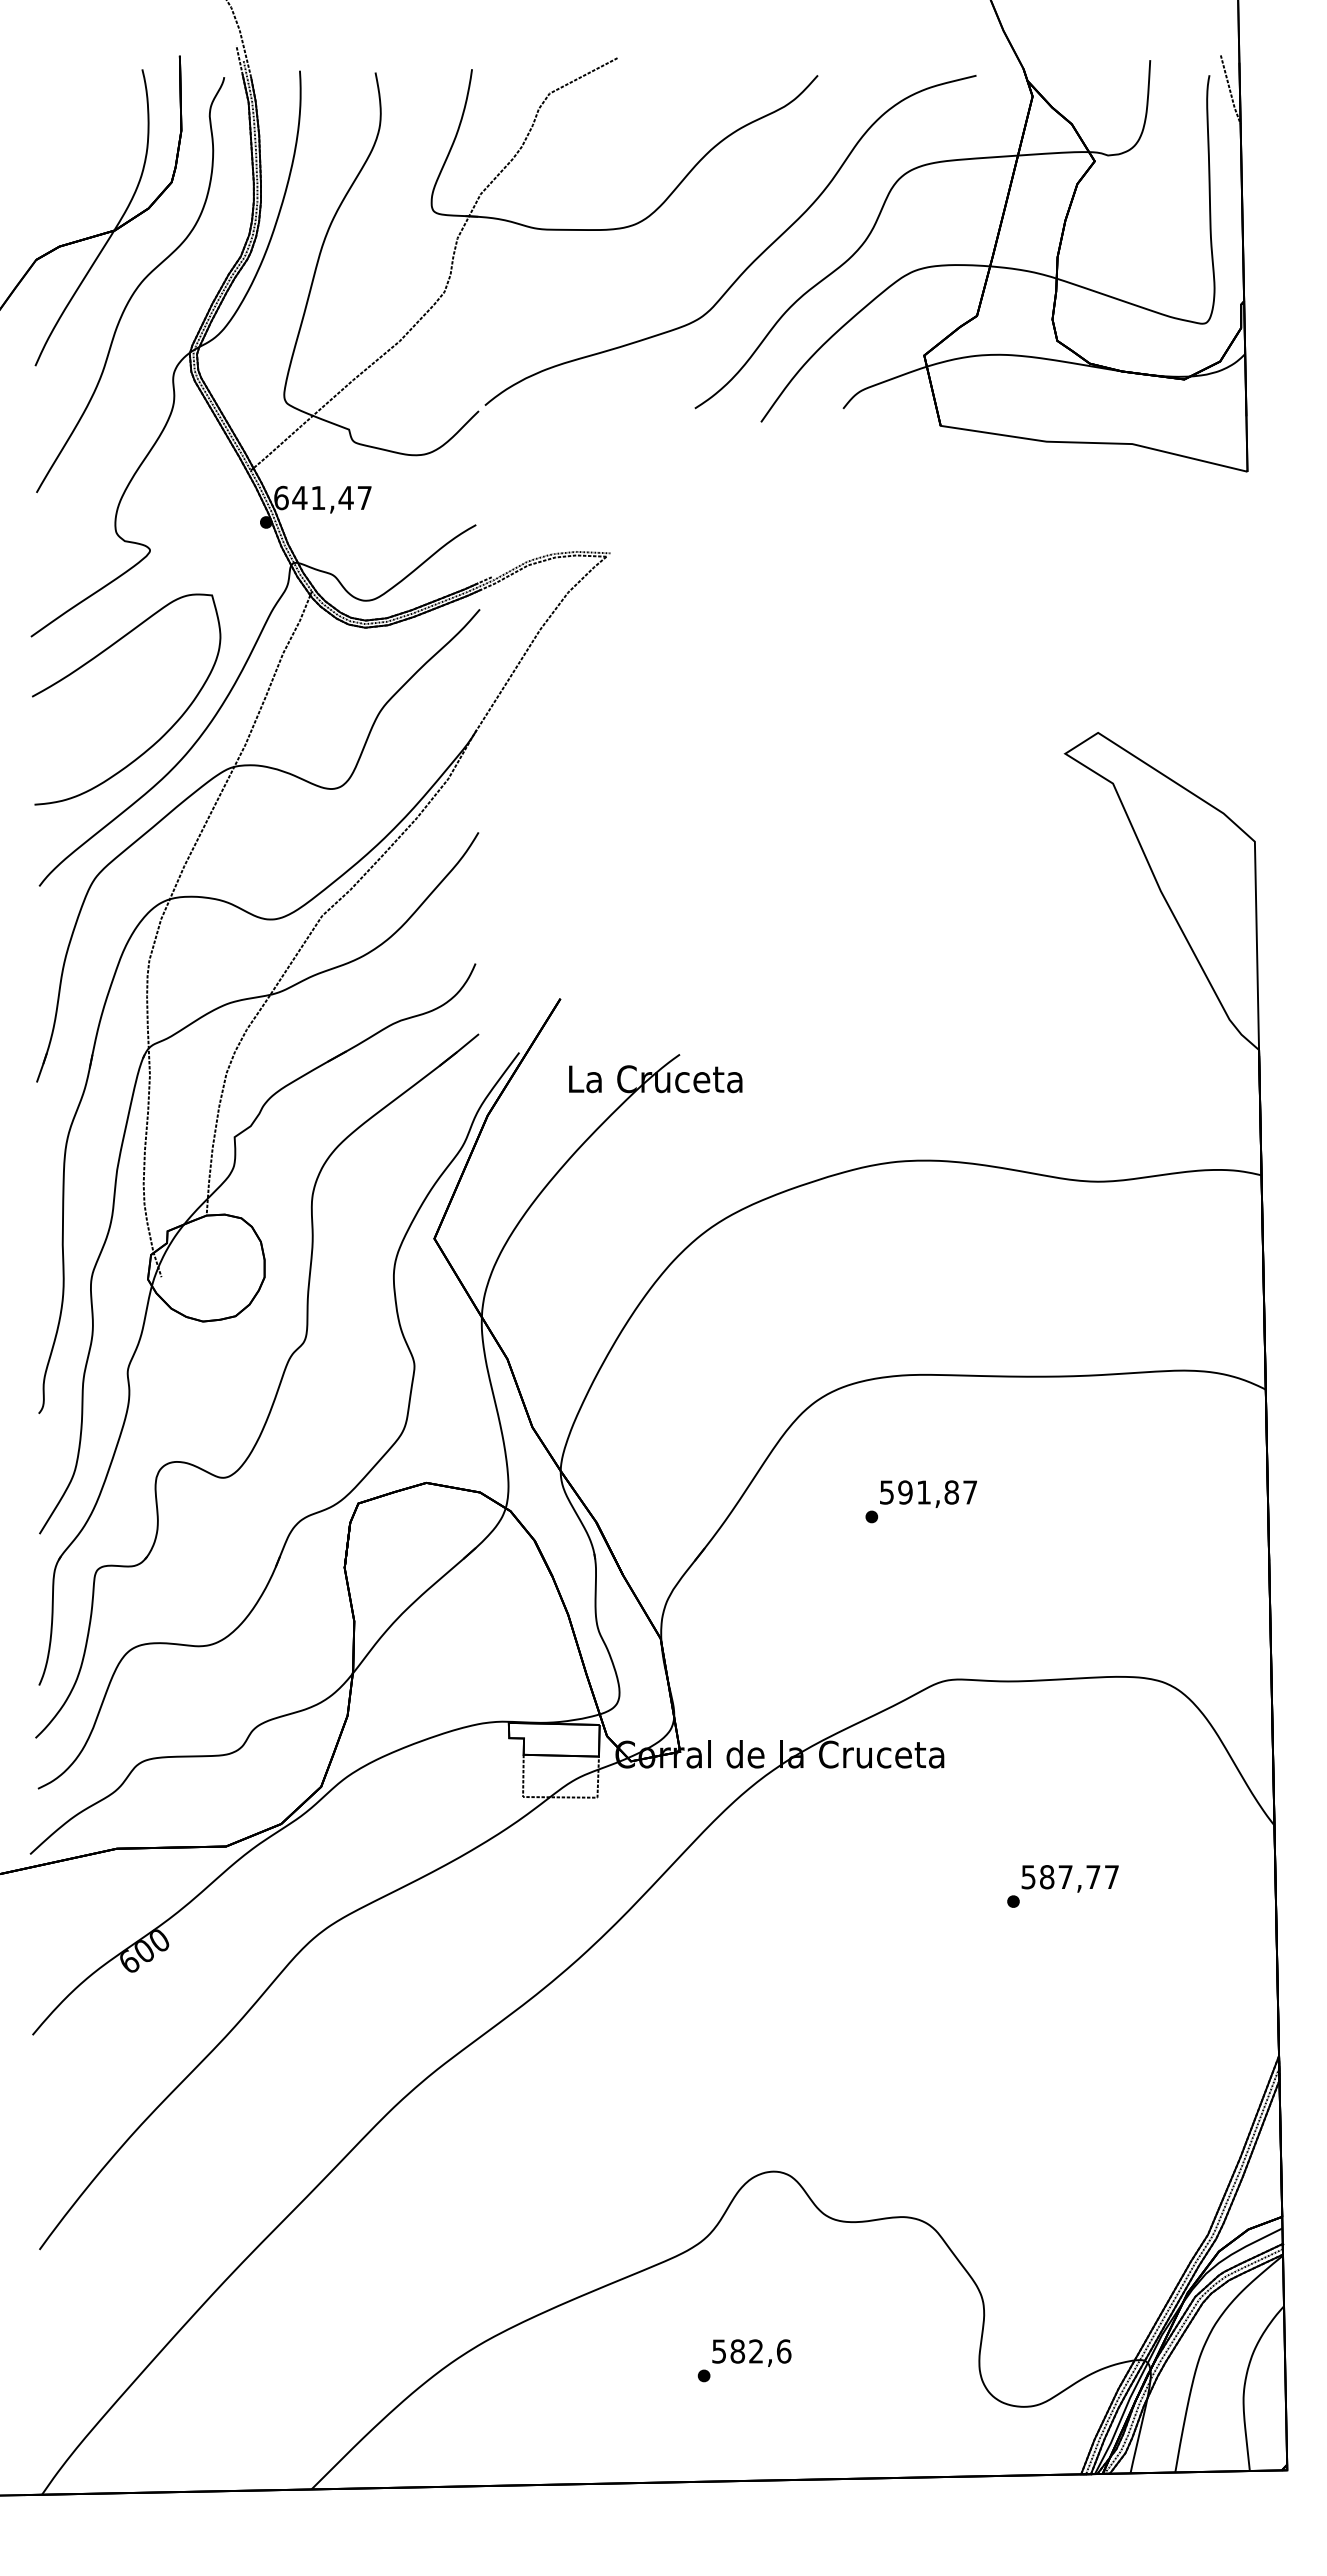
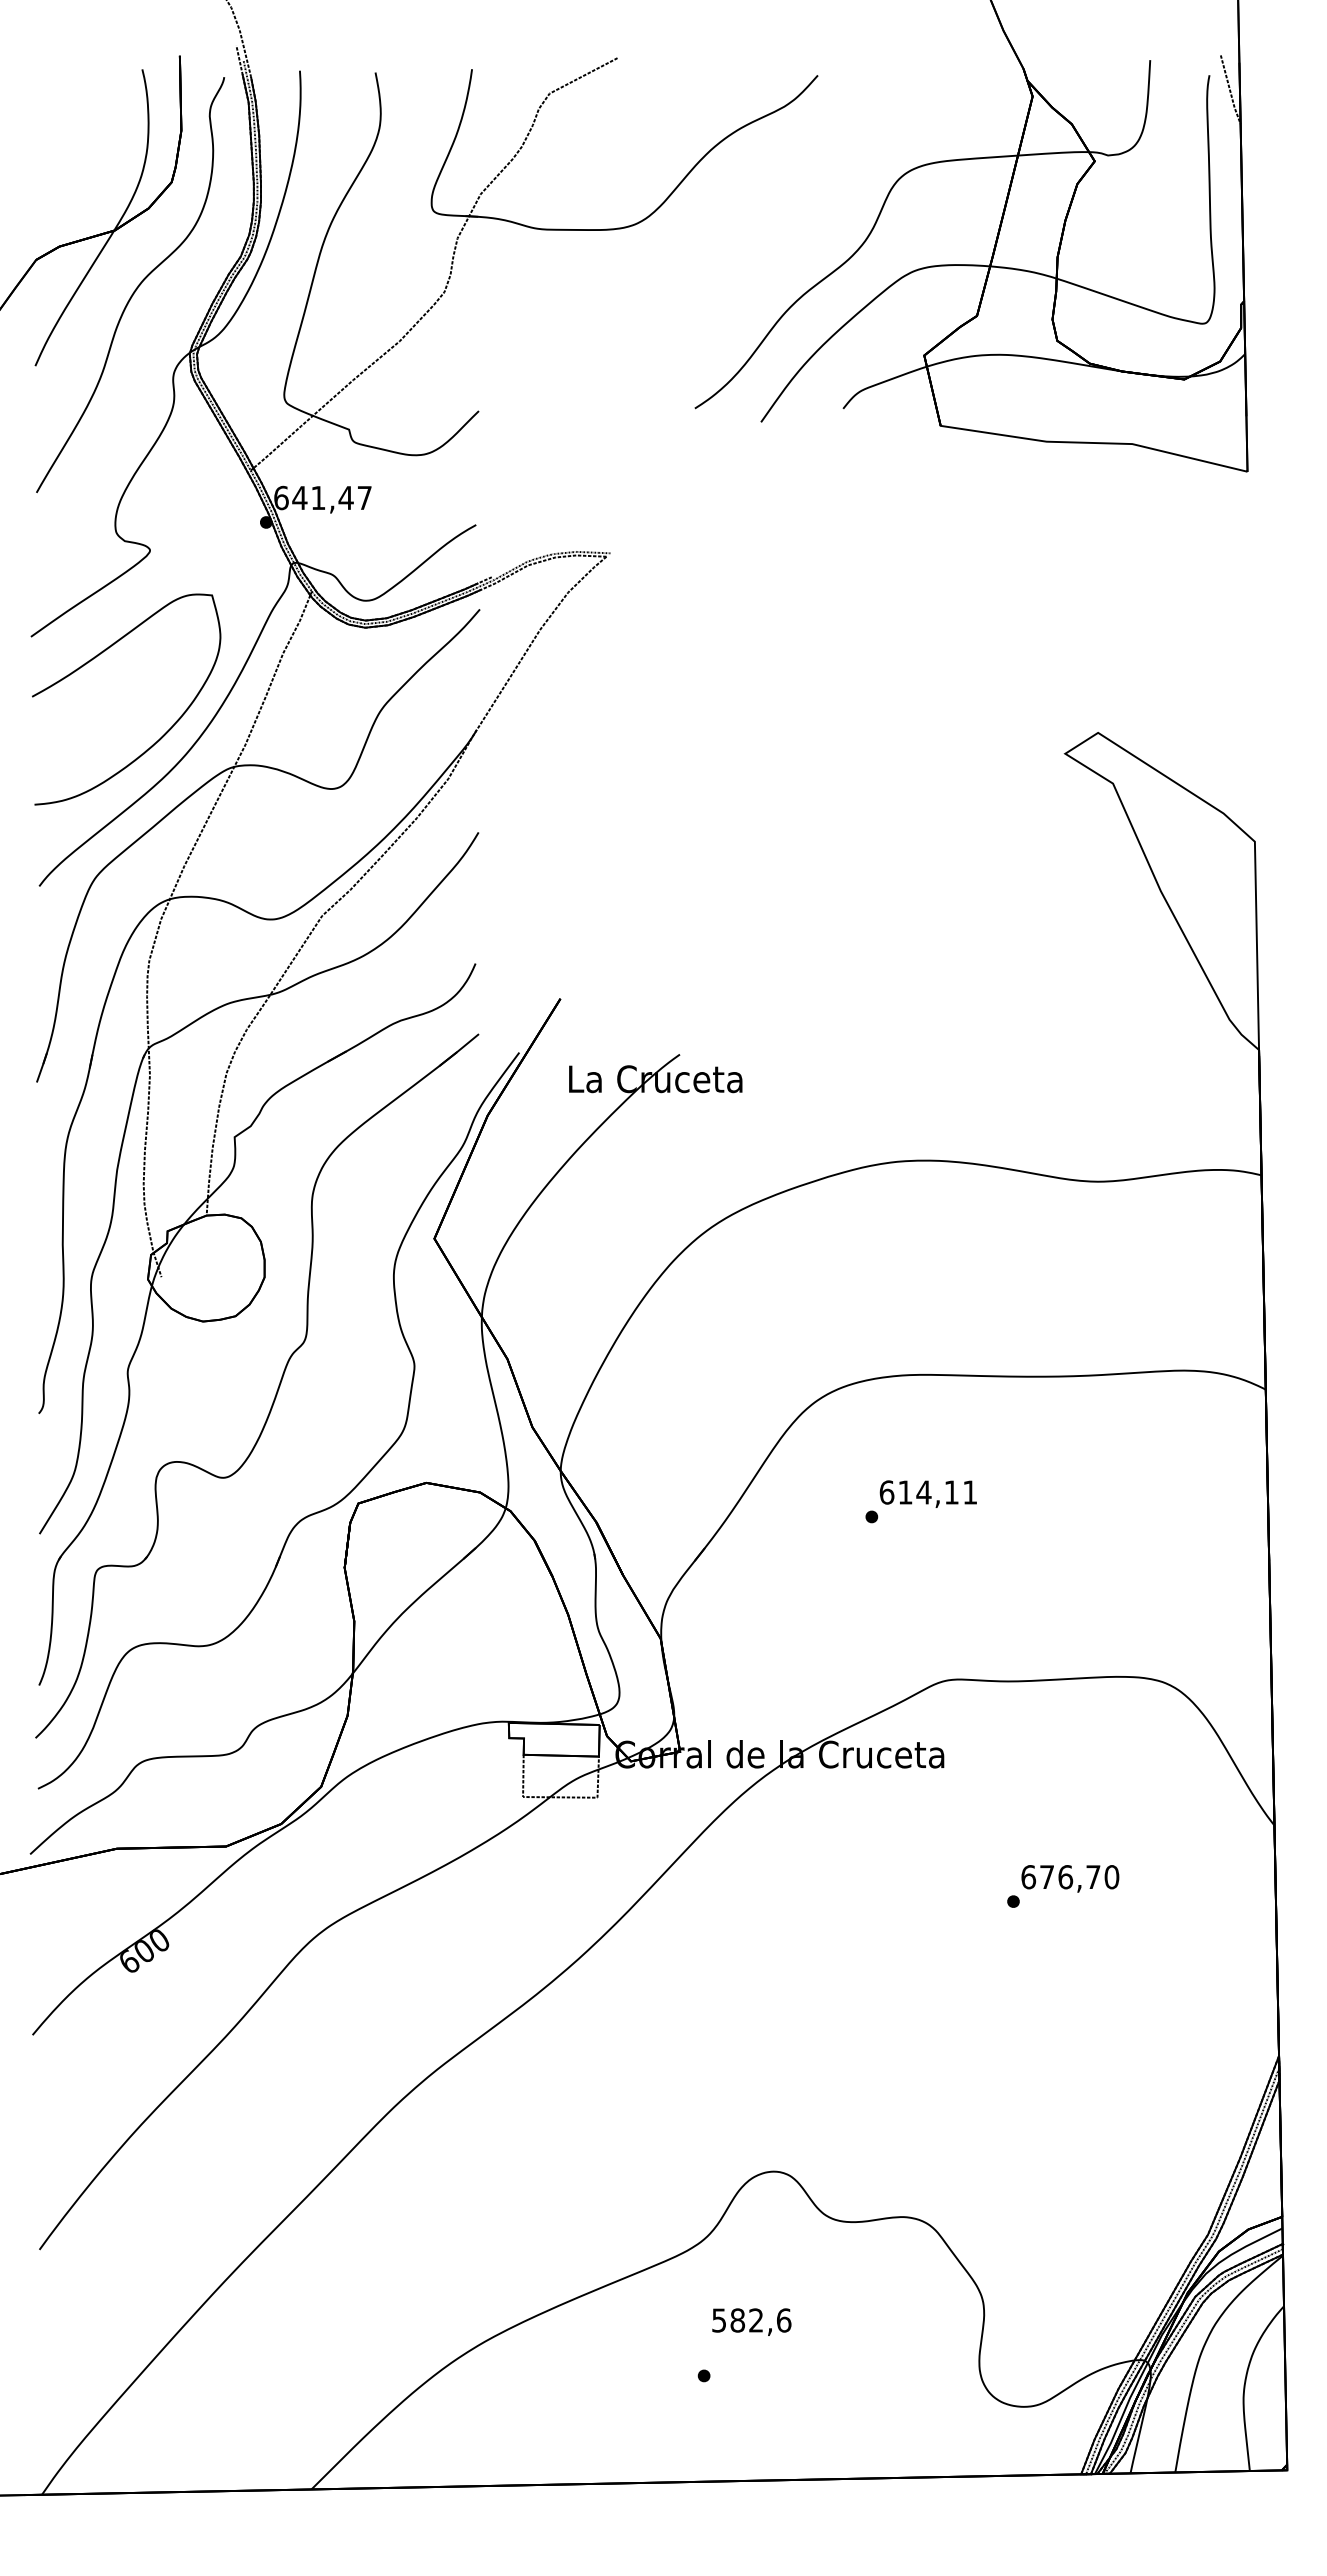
curve: present -> none (752, 261)
text: 591,87 -> 614,11 (928, 1492)
text: 587,77 -> 676,70 (1070, 1877)
text position: (751, 2352) -> (751, 2321) (751, 2321)
